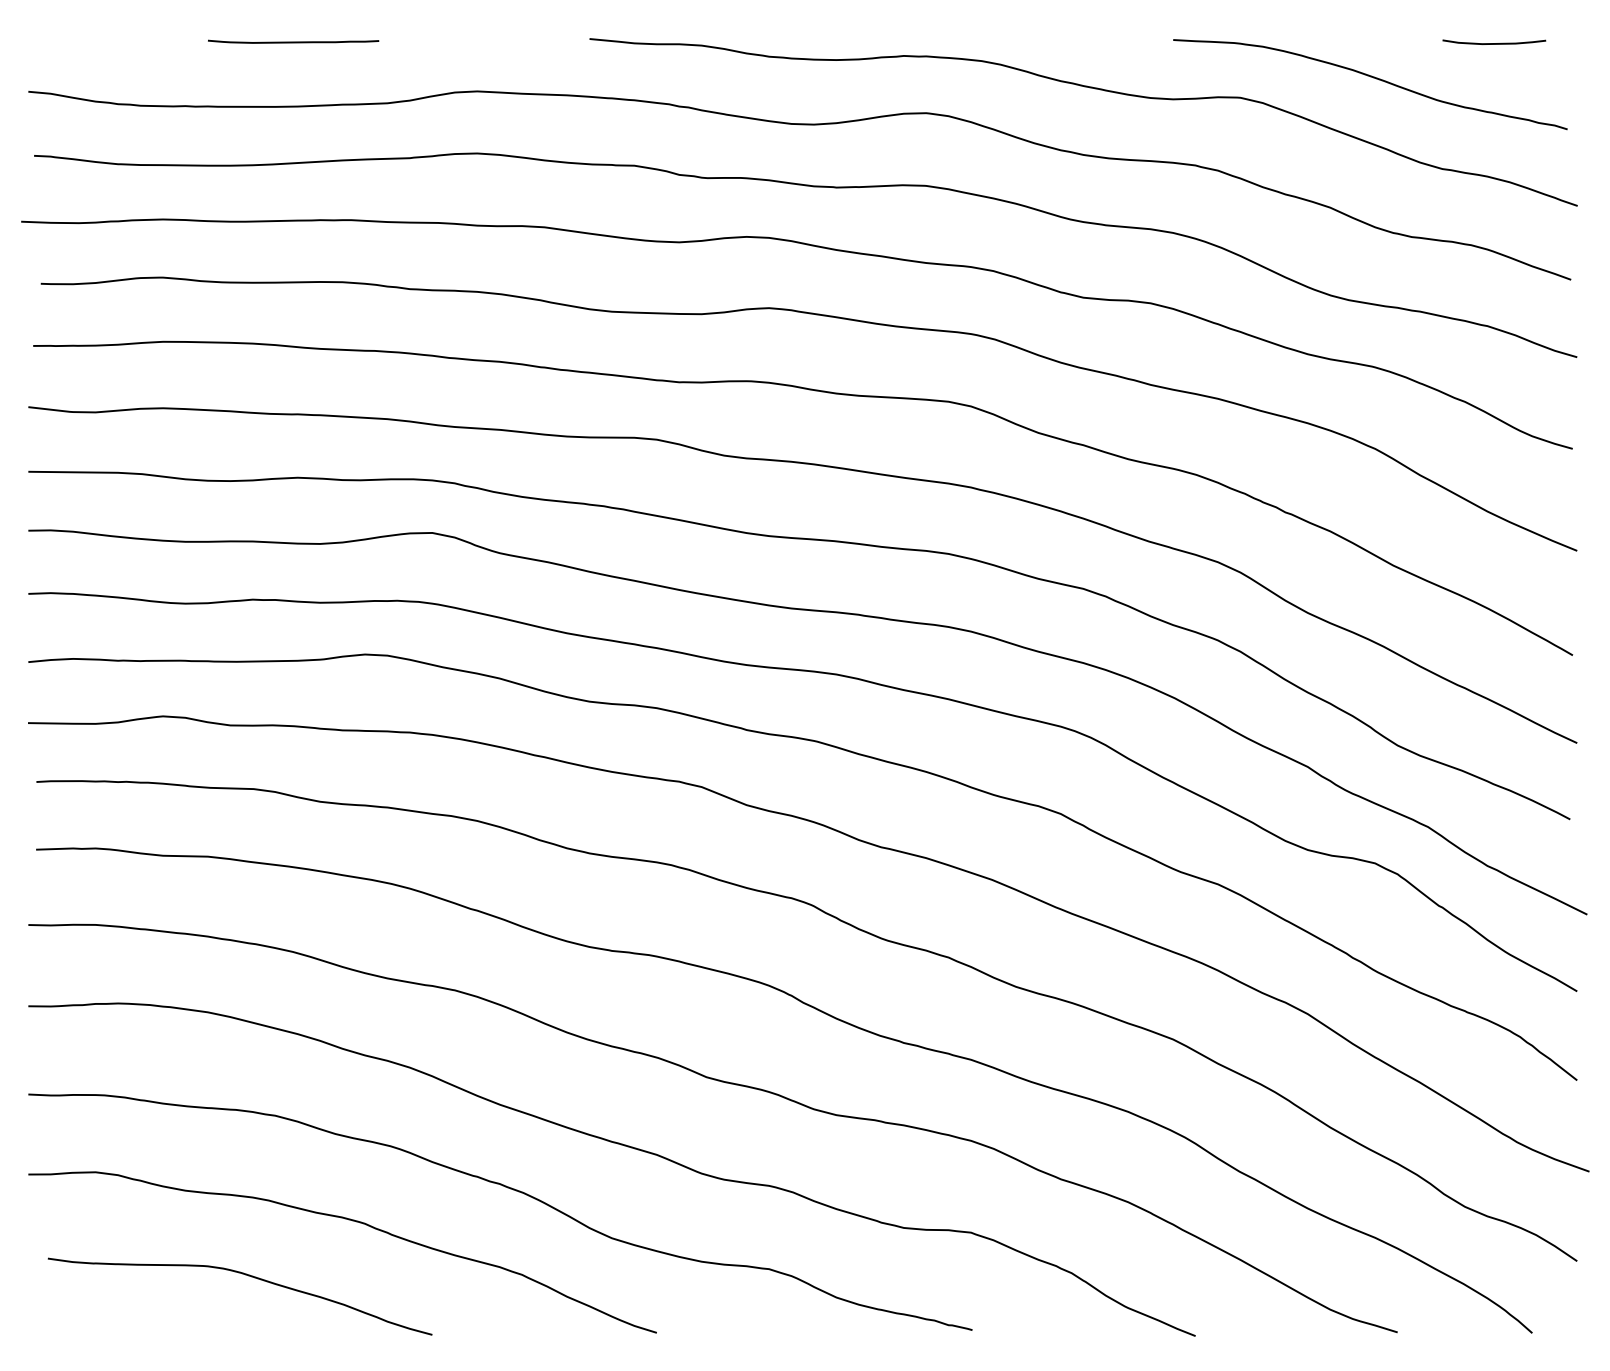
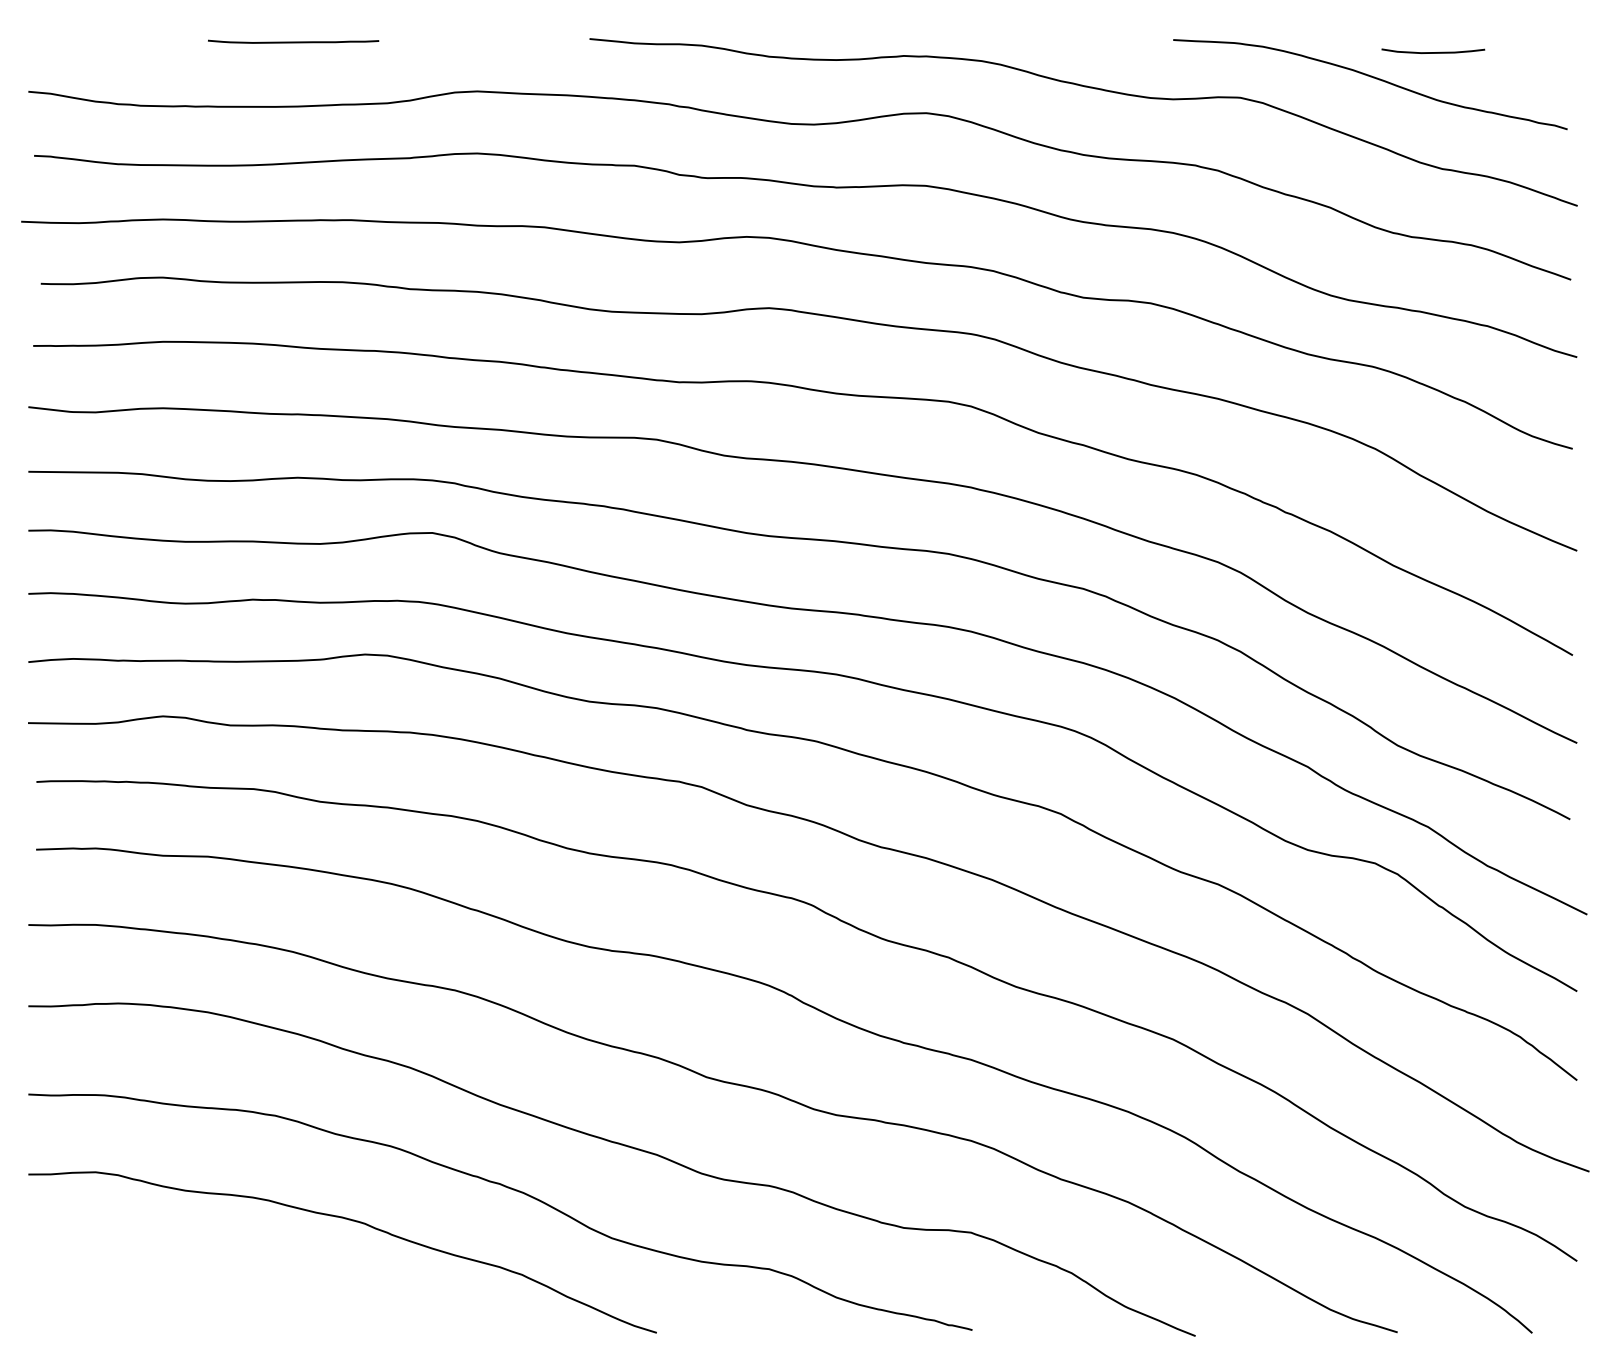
curve position: (1494, 43) -> (1433, 52) (1433, 52)
curve: present -> none (245, 1275)
